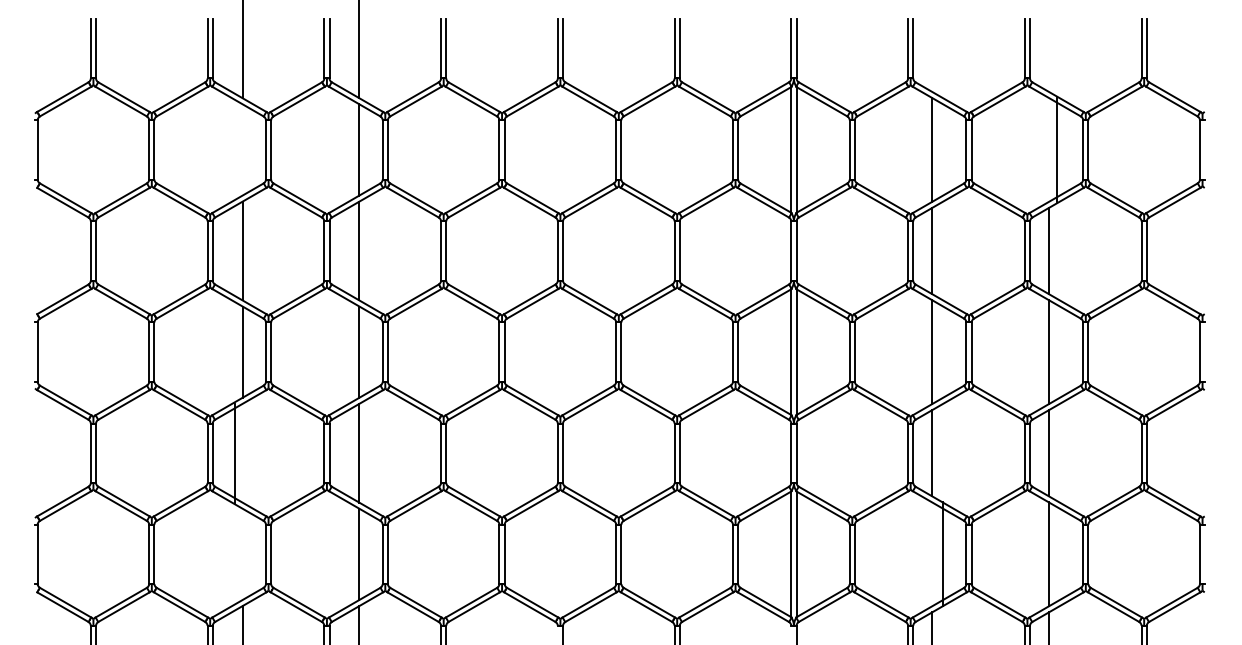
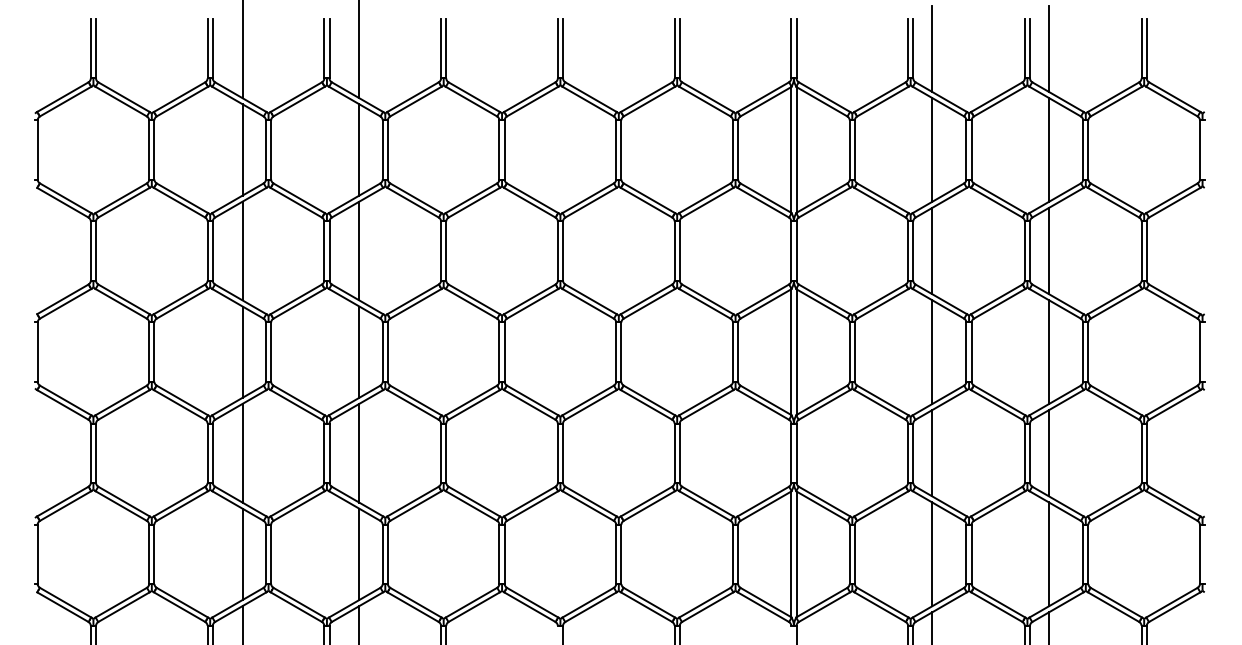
line: none -> present (932, 48)
line: none -> present (1048, 48)
line: none -> present (242, 149)
line position: (1056, 149) -> (1048, 149) (1048, 149)
line position: (234, 452) -> (242, 452) (242, 452)
line: none -> present (242, 553)
line position: (943, 554) -> (932, 554) (932, 554)
